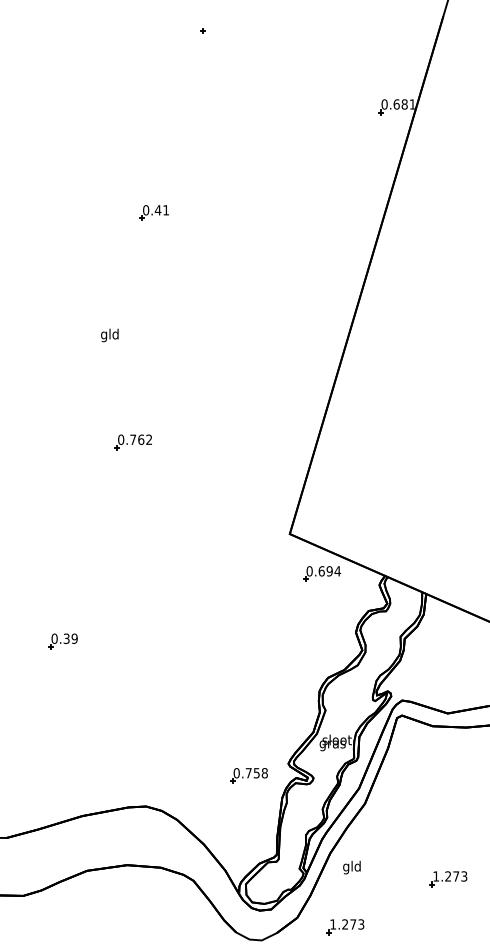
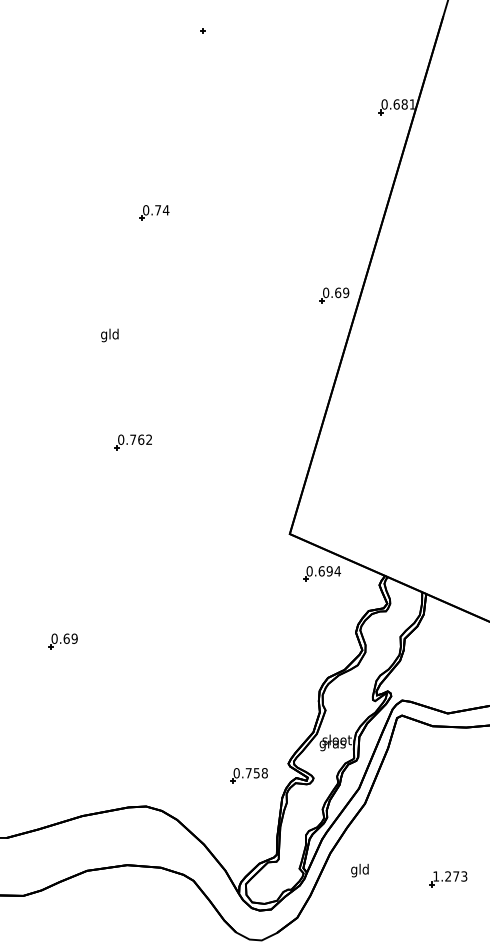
text: 0.41 -> 0.74 (161, 210)
part: none -> present (334, 295)
text: 0.39 -> 0.69 (66, 638)
text position: (351, 867) -> (359, 870) (359, 870)
part: present -> none (345, 927)
